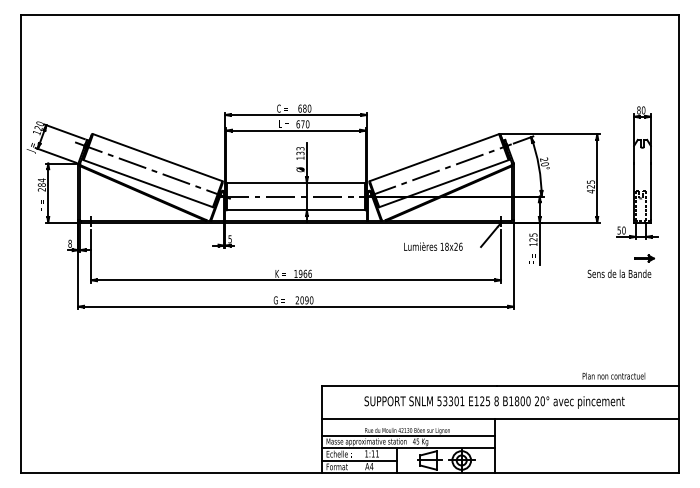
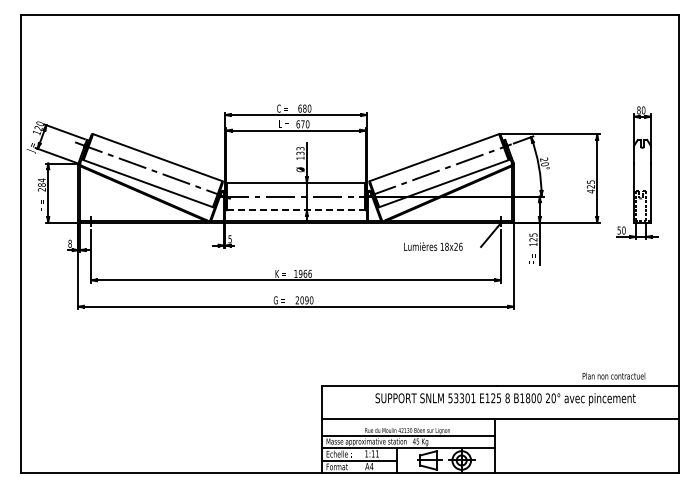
line: solid -> dashed (296, 210)
part: present -> none (620, 265)
text position: (494, 402) -> (505, 399) (505, 399)
